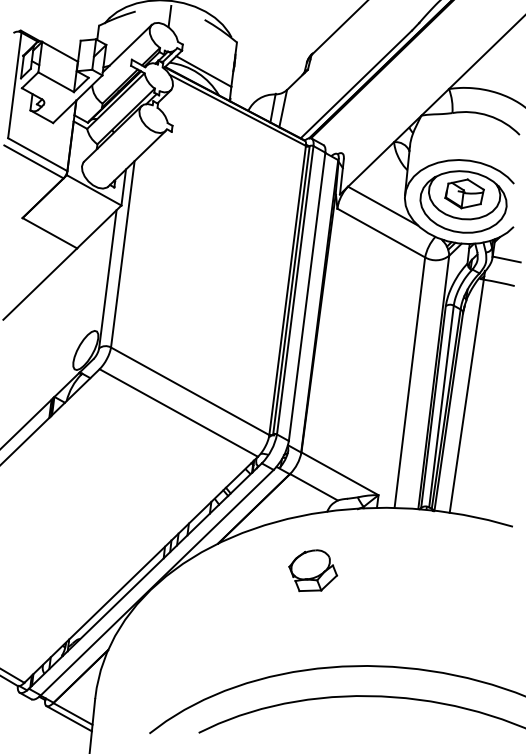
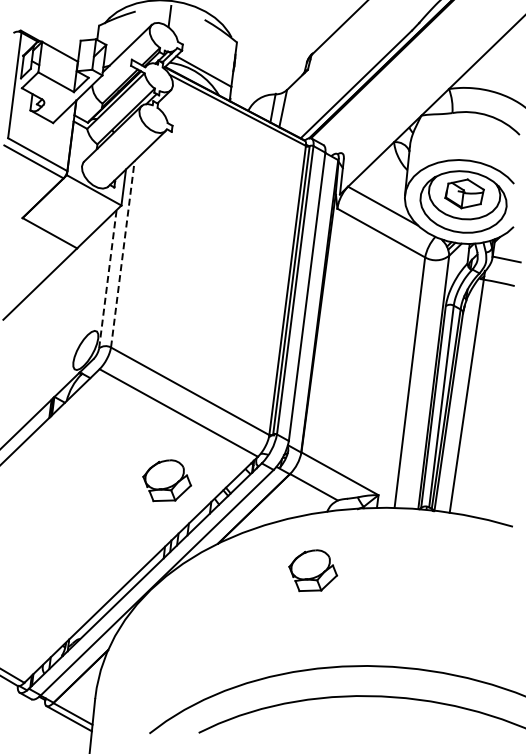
line: solid -> dashed (122, 254)
line: solid -> dashed (107, 279)
part: none -> present (167, 480)
